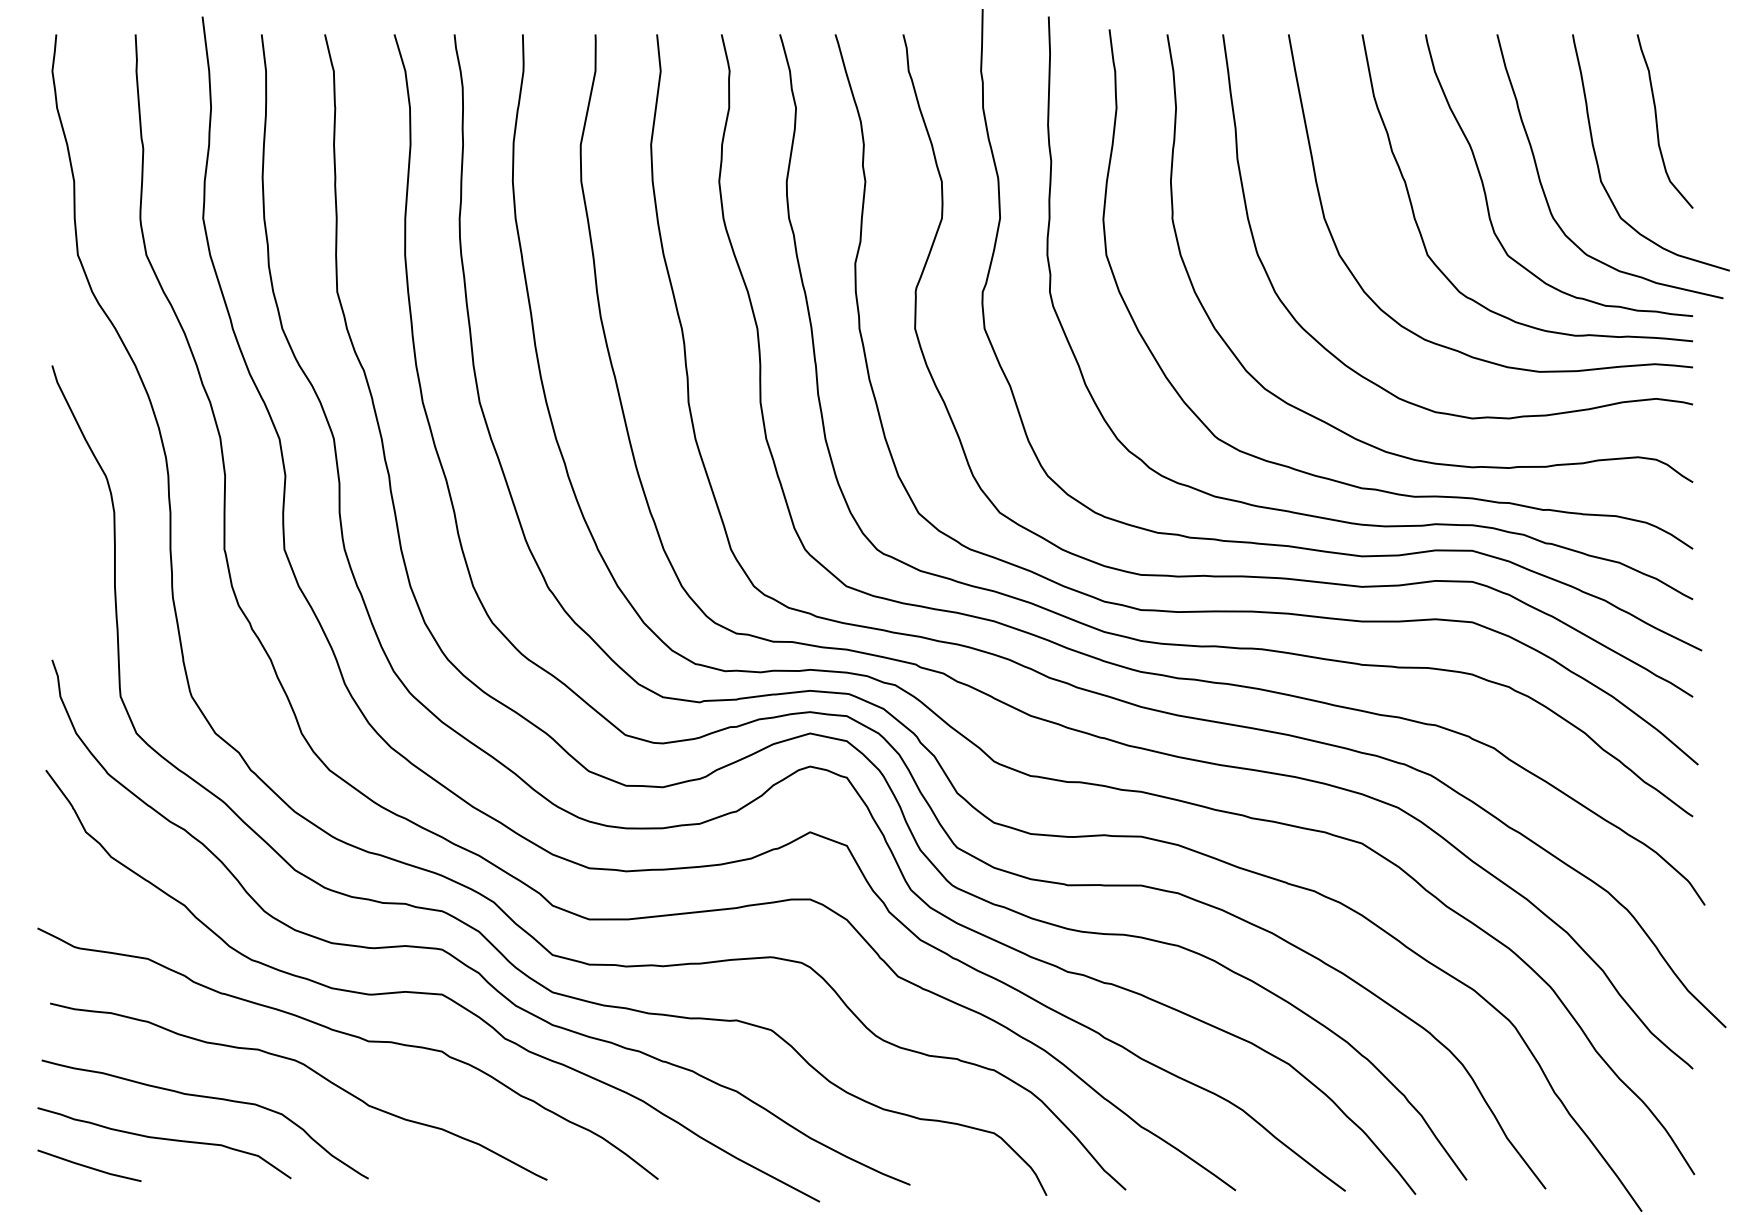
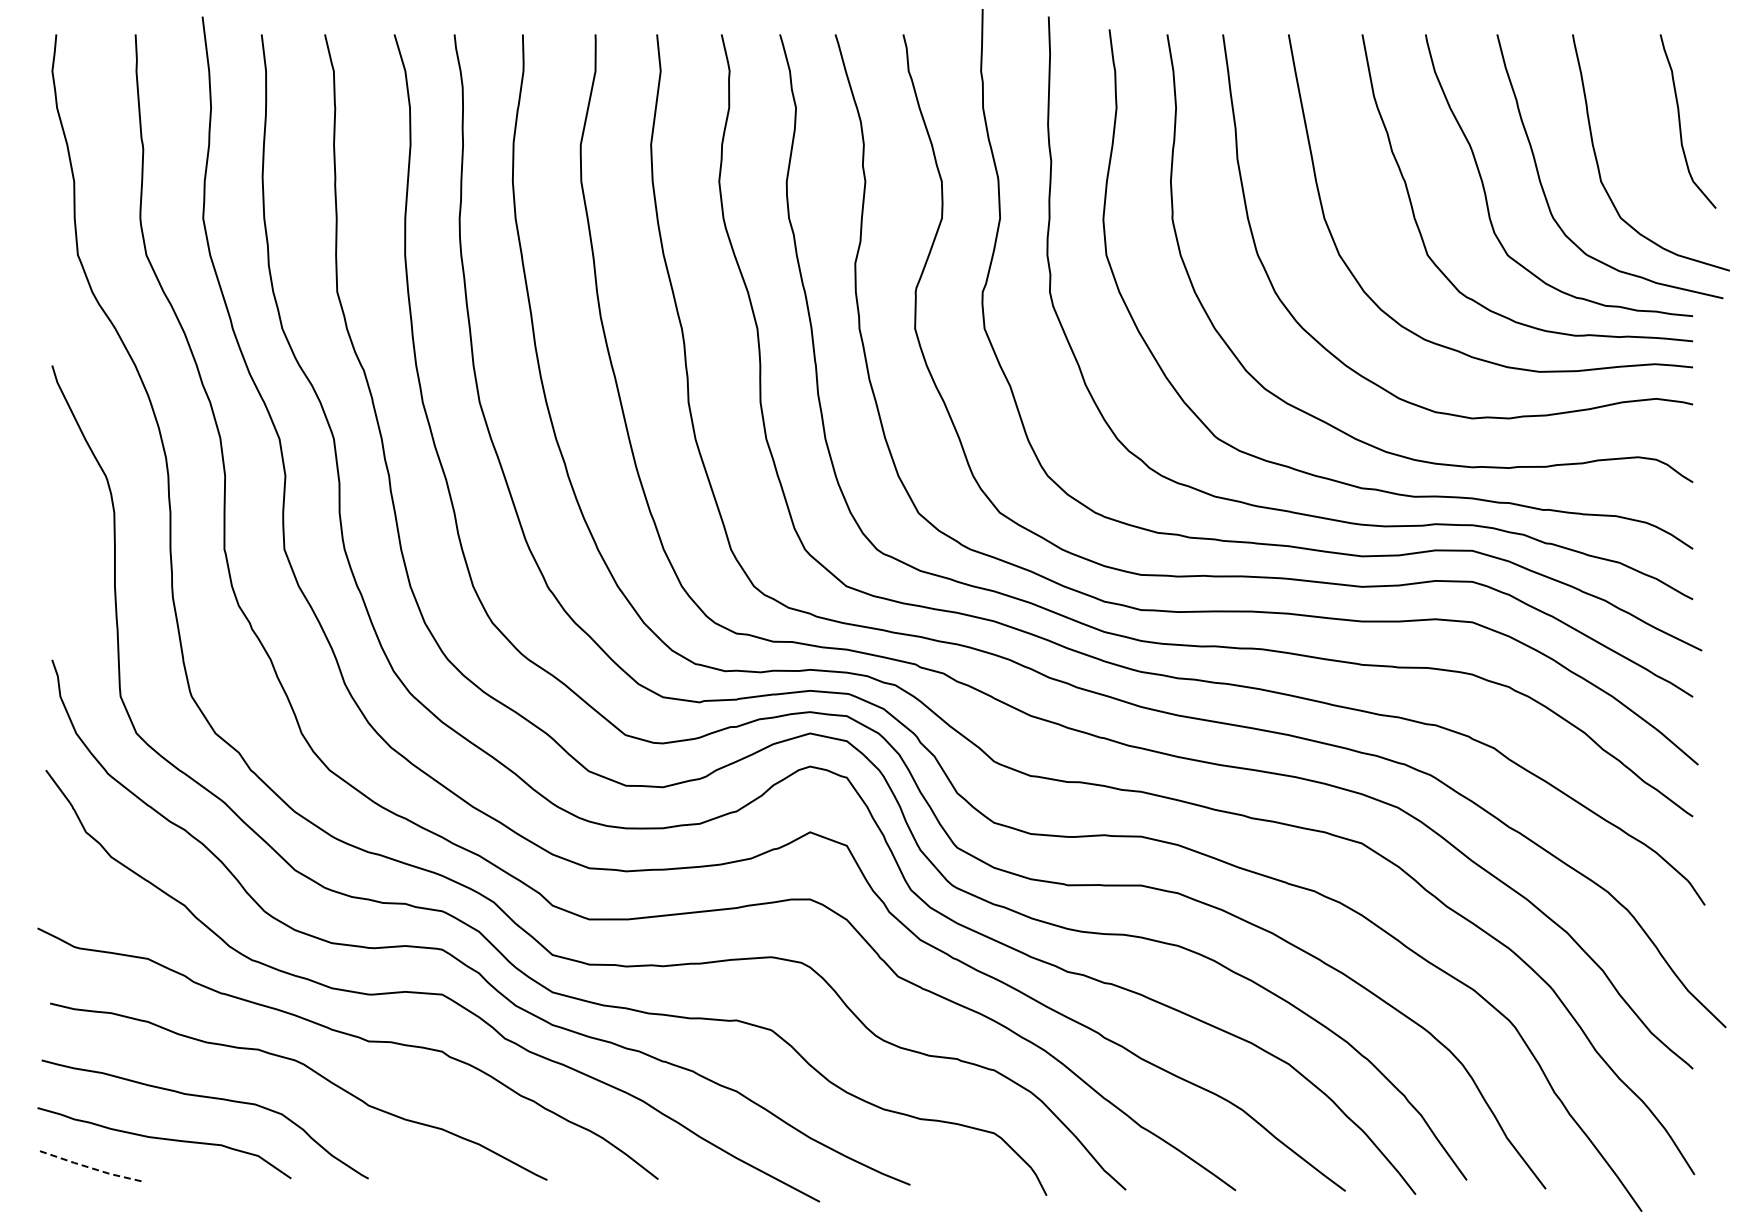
curve position: (1657, 121) -> (1680, 121) (1680, 121)
line: solid -> dashed (89, 1167)
